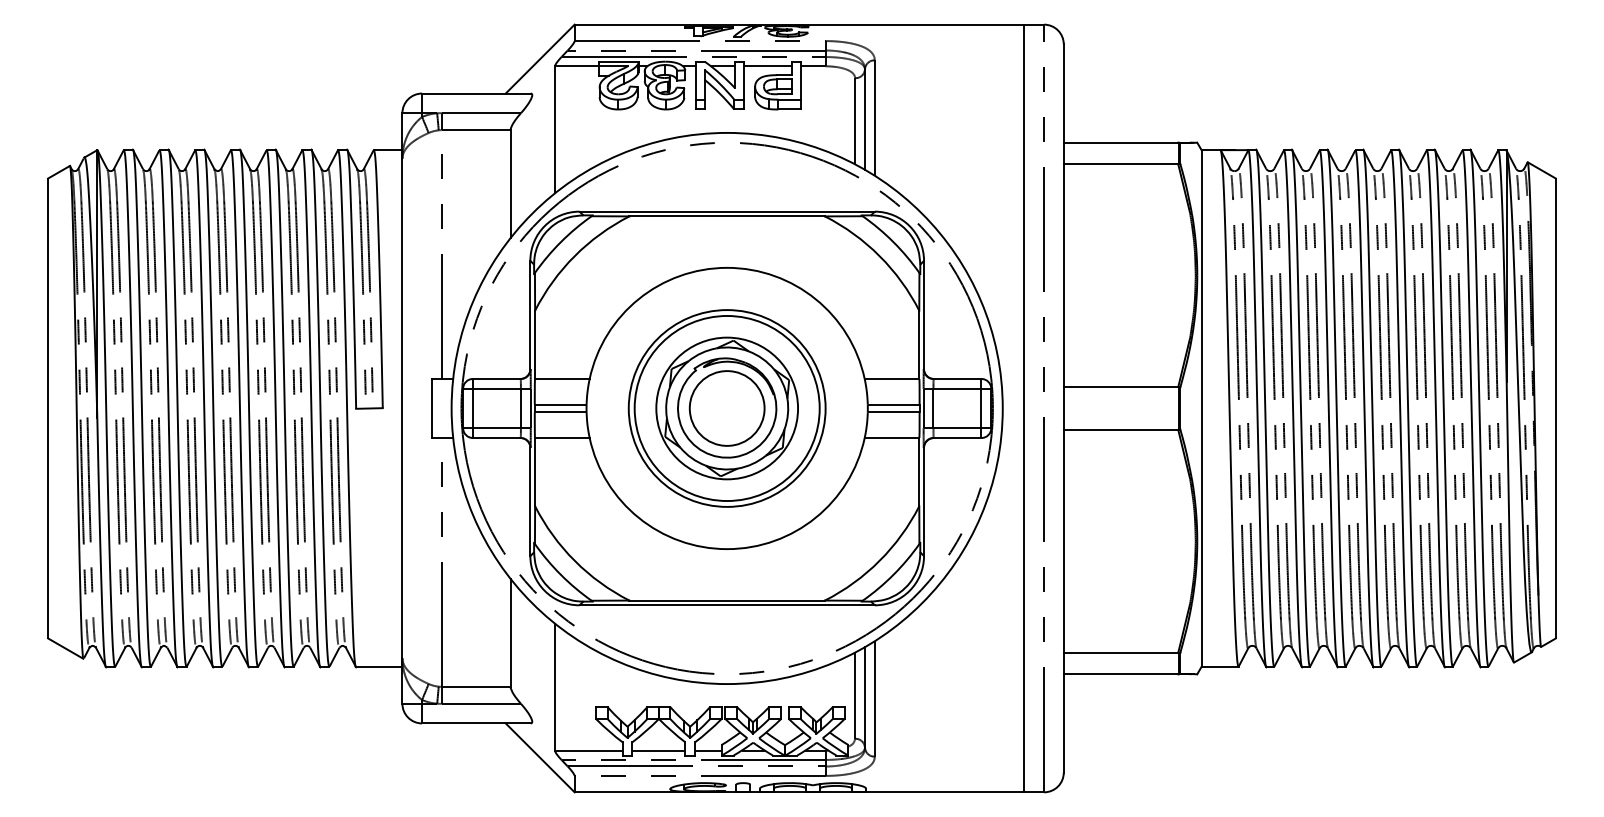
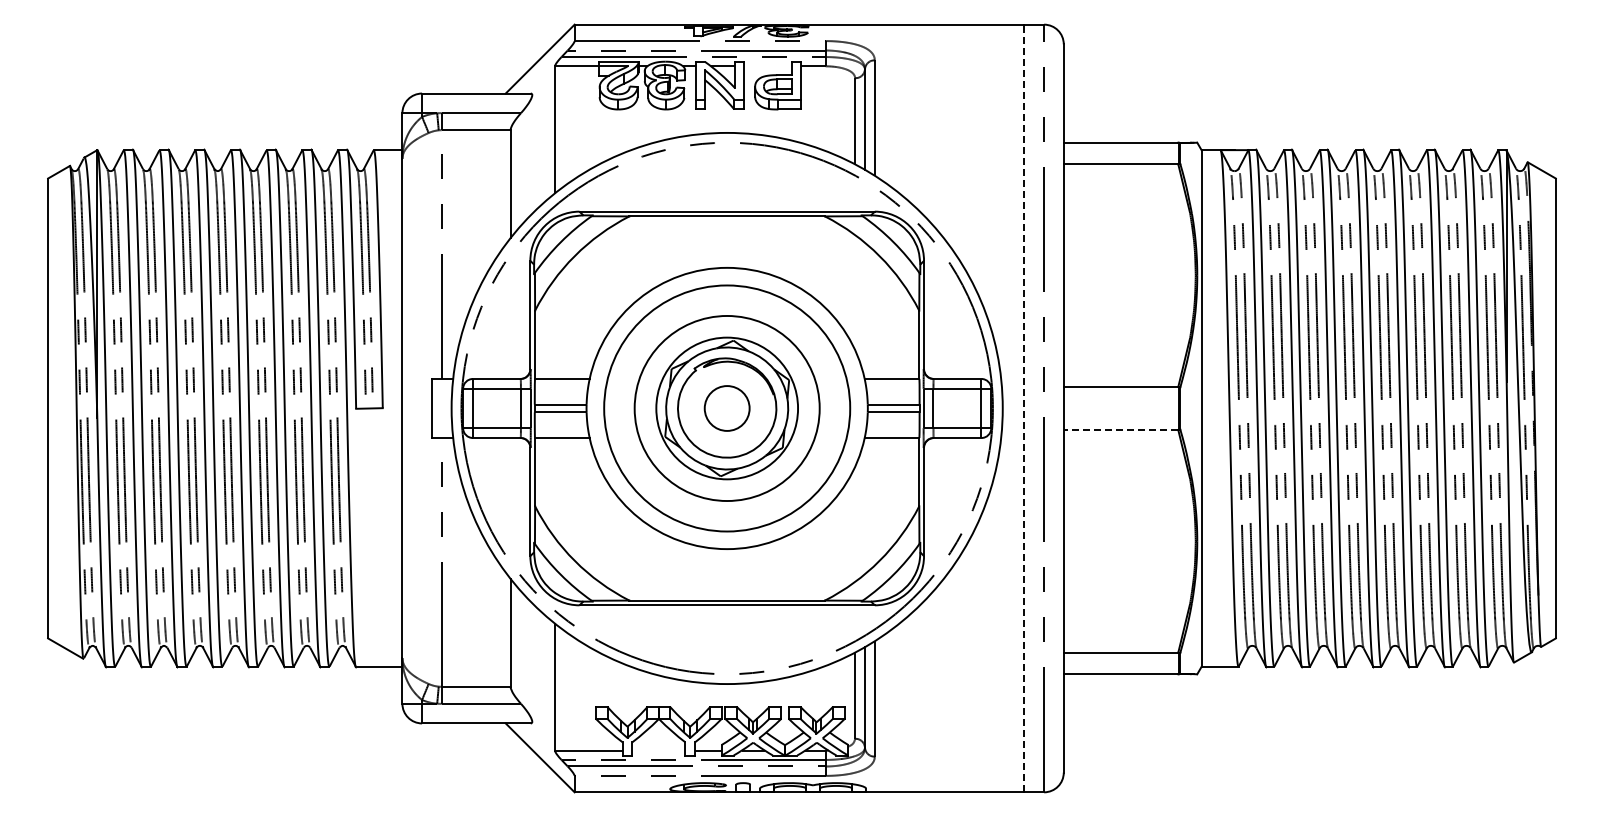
line: present -> none (767, 66)
circle diameter: 197 px -> 246 px (727, 408)
circle diameter: 75 px -> 45 px (726, 408)
line: solid -> dashed (1024, 408)
line: solid -> dashed (1120, 429)
line: present -> none (658, 750)
